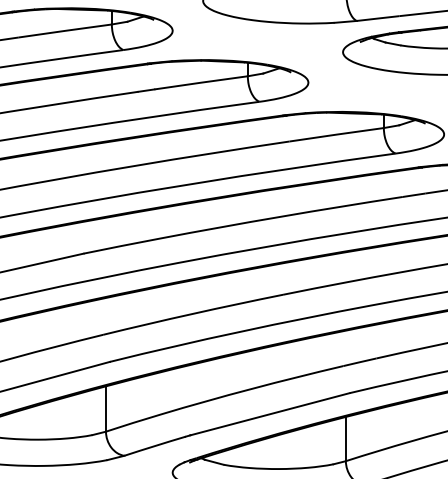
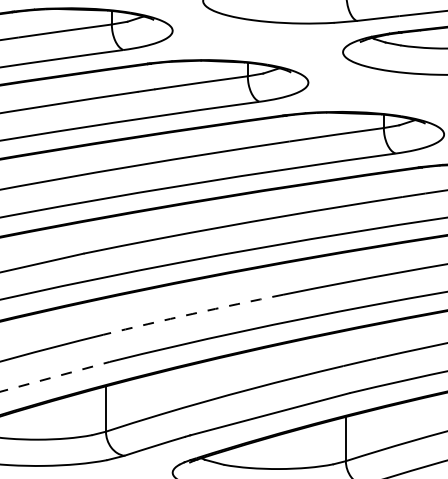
arc: solid -> dashed (192, 313)
line: solid -> dashed (54, 376)
